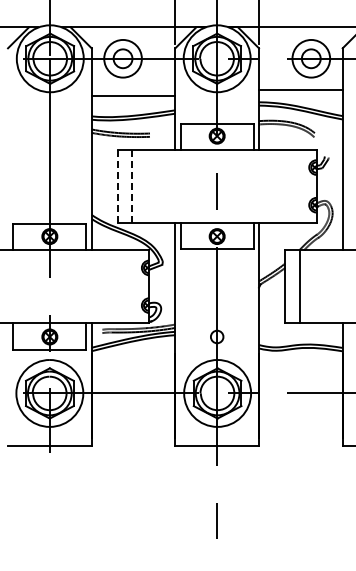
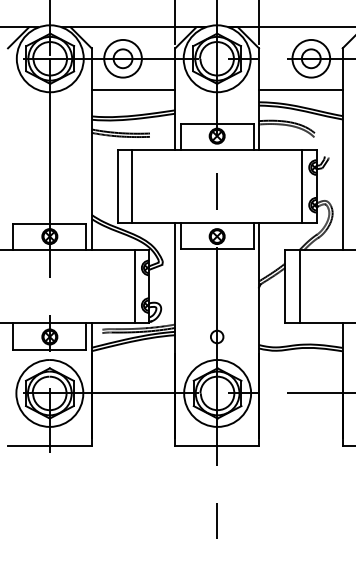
line position: (133, 96) -> (133, 90) (133, 90)
line: none -> present (301, 185)
line: dashed -> solid (117, 186)
line: dashed -> solid (132, 186)
line: none -> present (134, 286)
